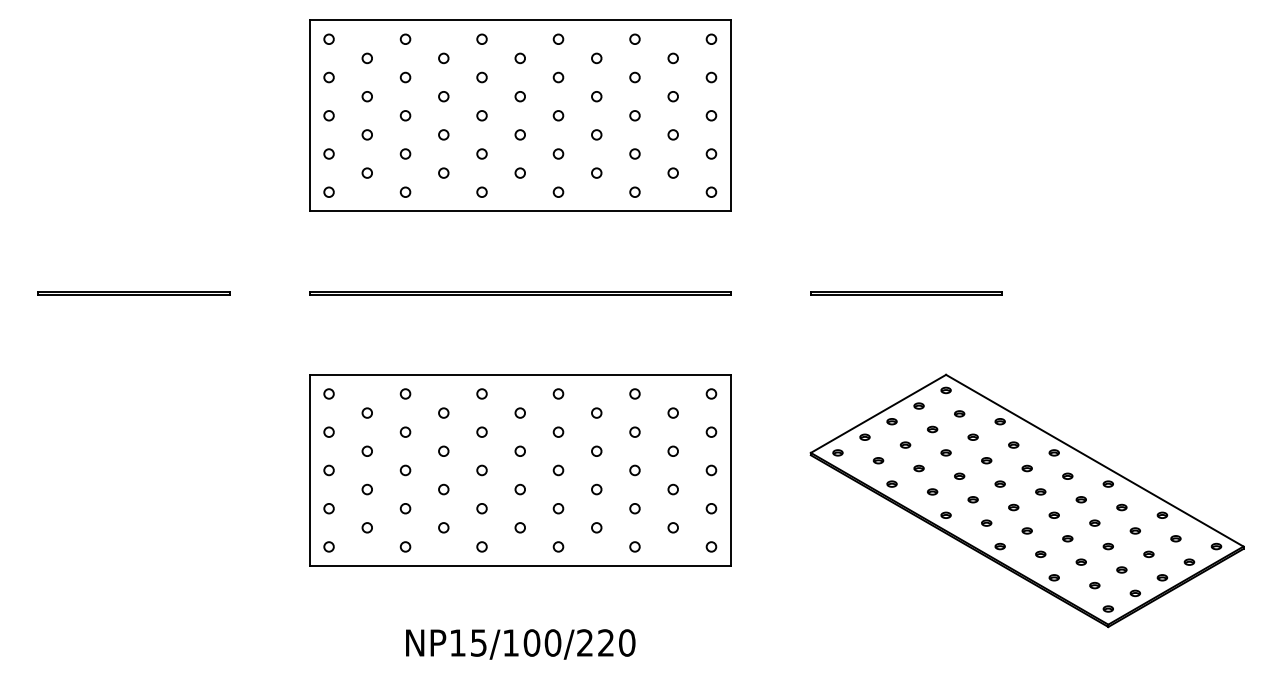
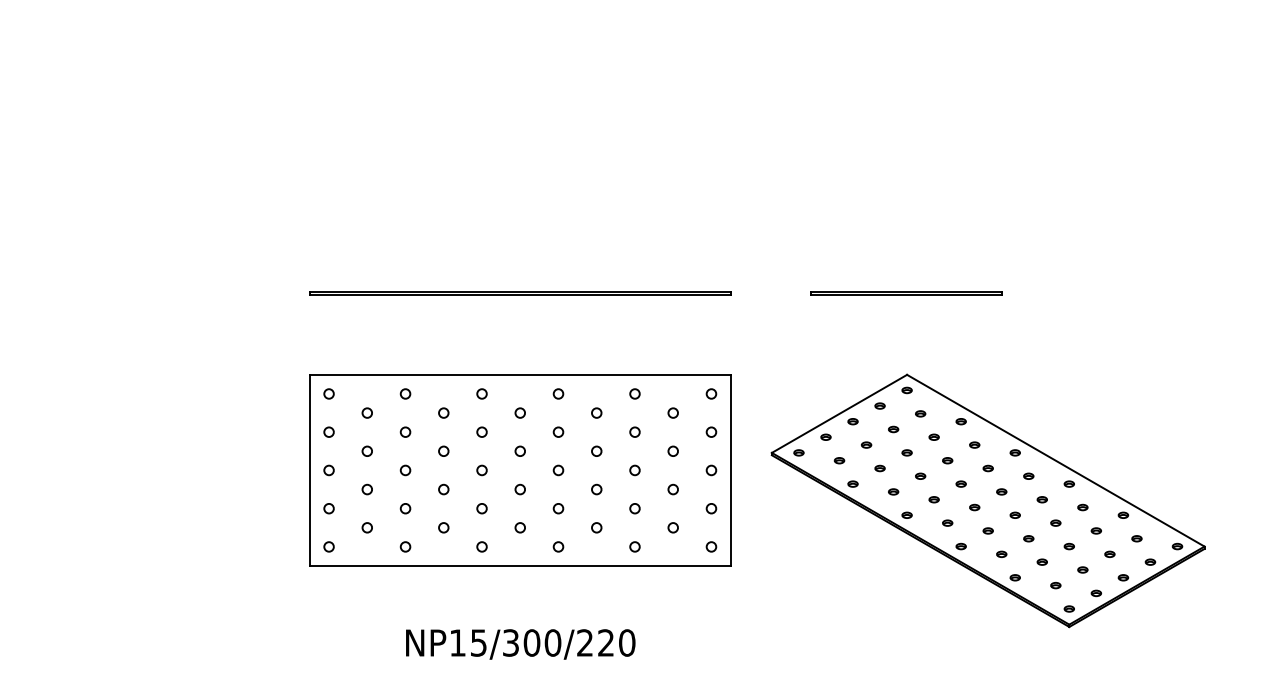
part: present -> none (520, 115)
line: present -> none (133, 292)
part position: (1026, 500) -> (987, 500) (987, 500)
text: NP15/100/220 -> NP15/300/220 (510, 642)
